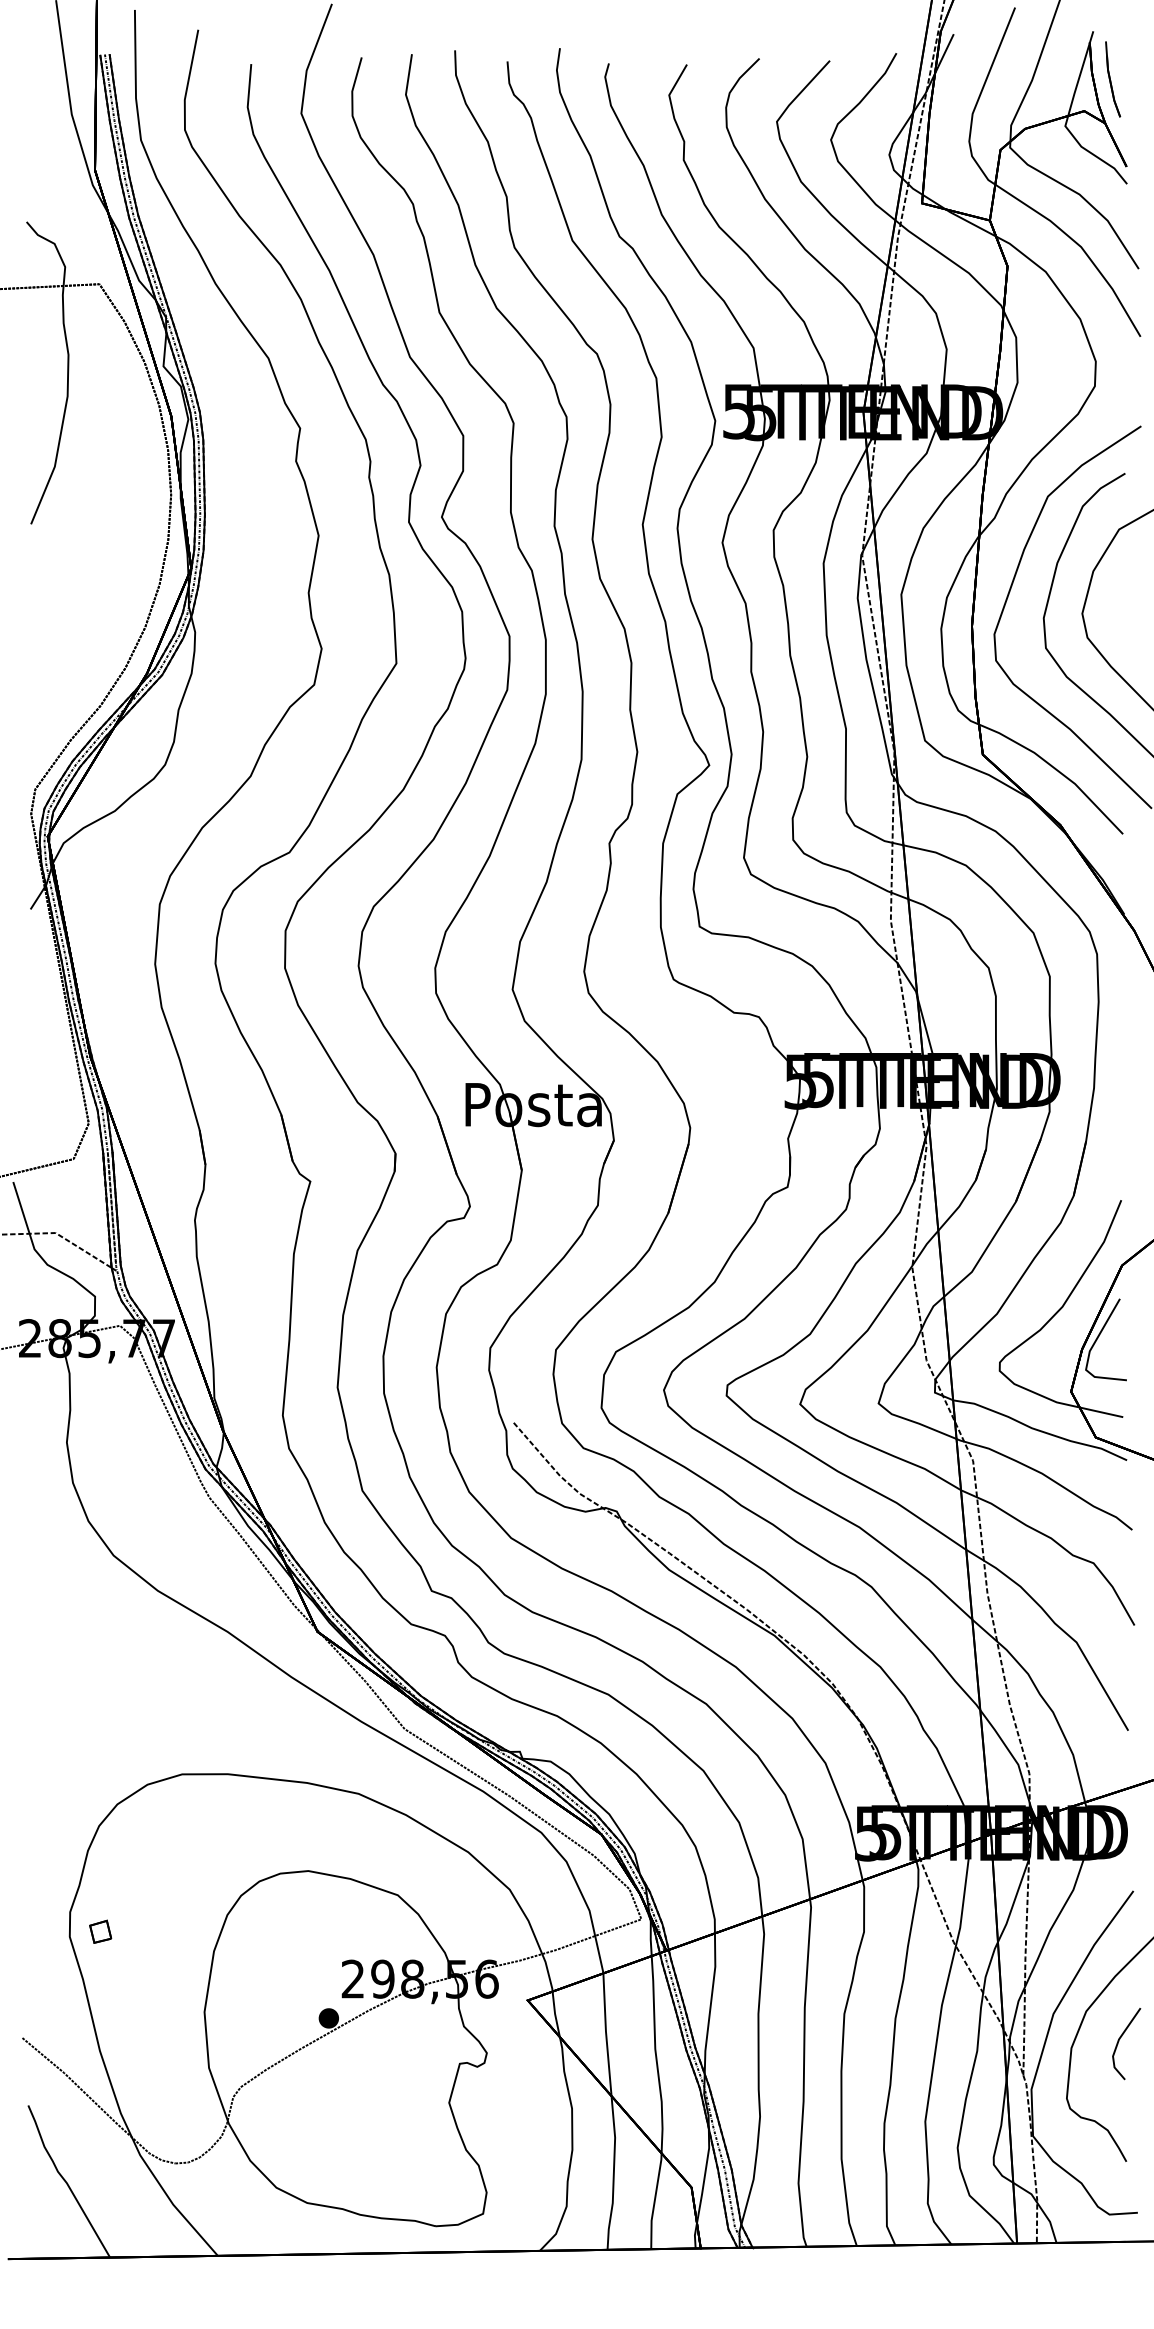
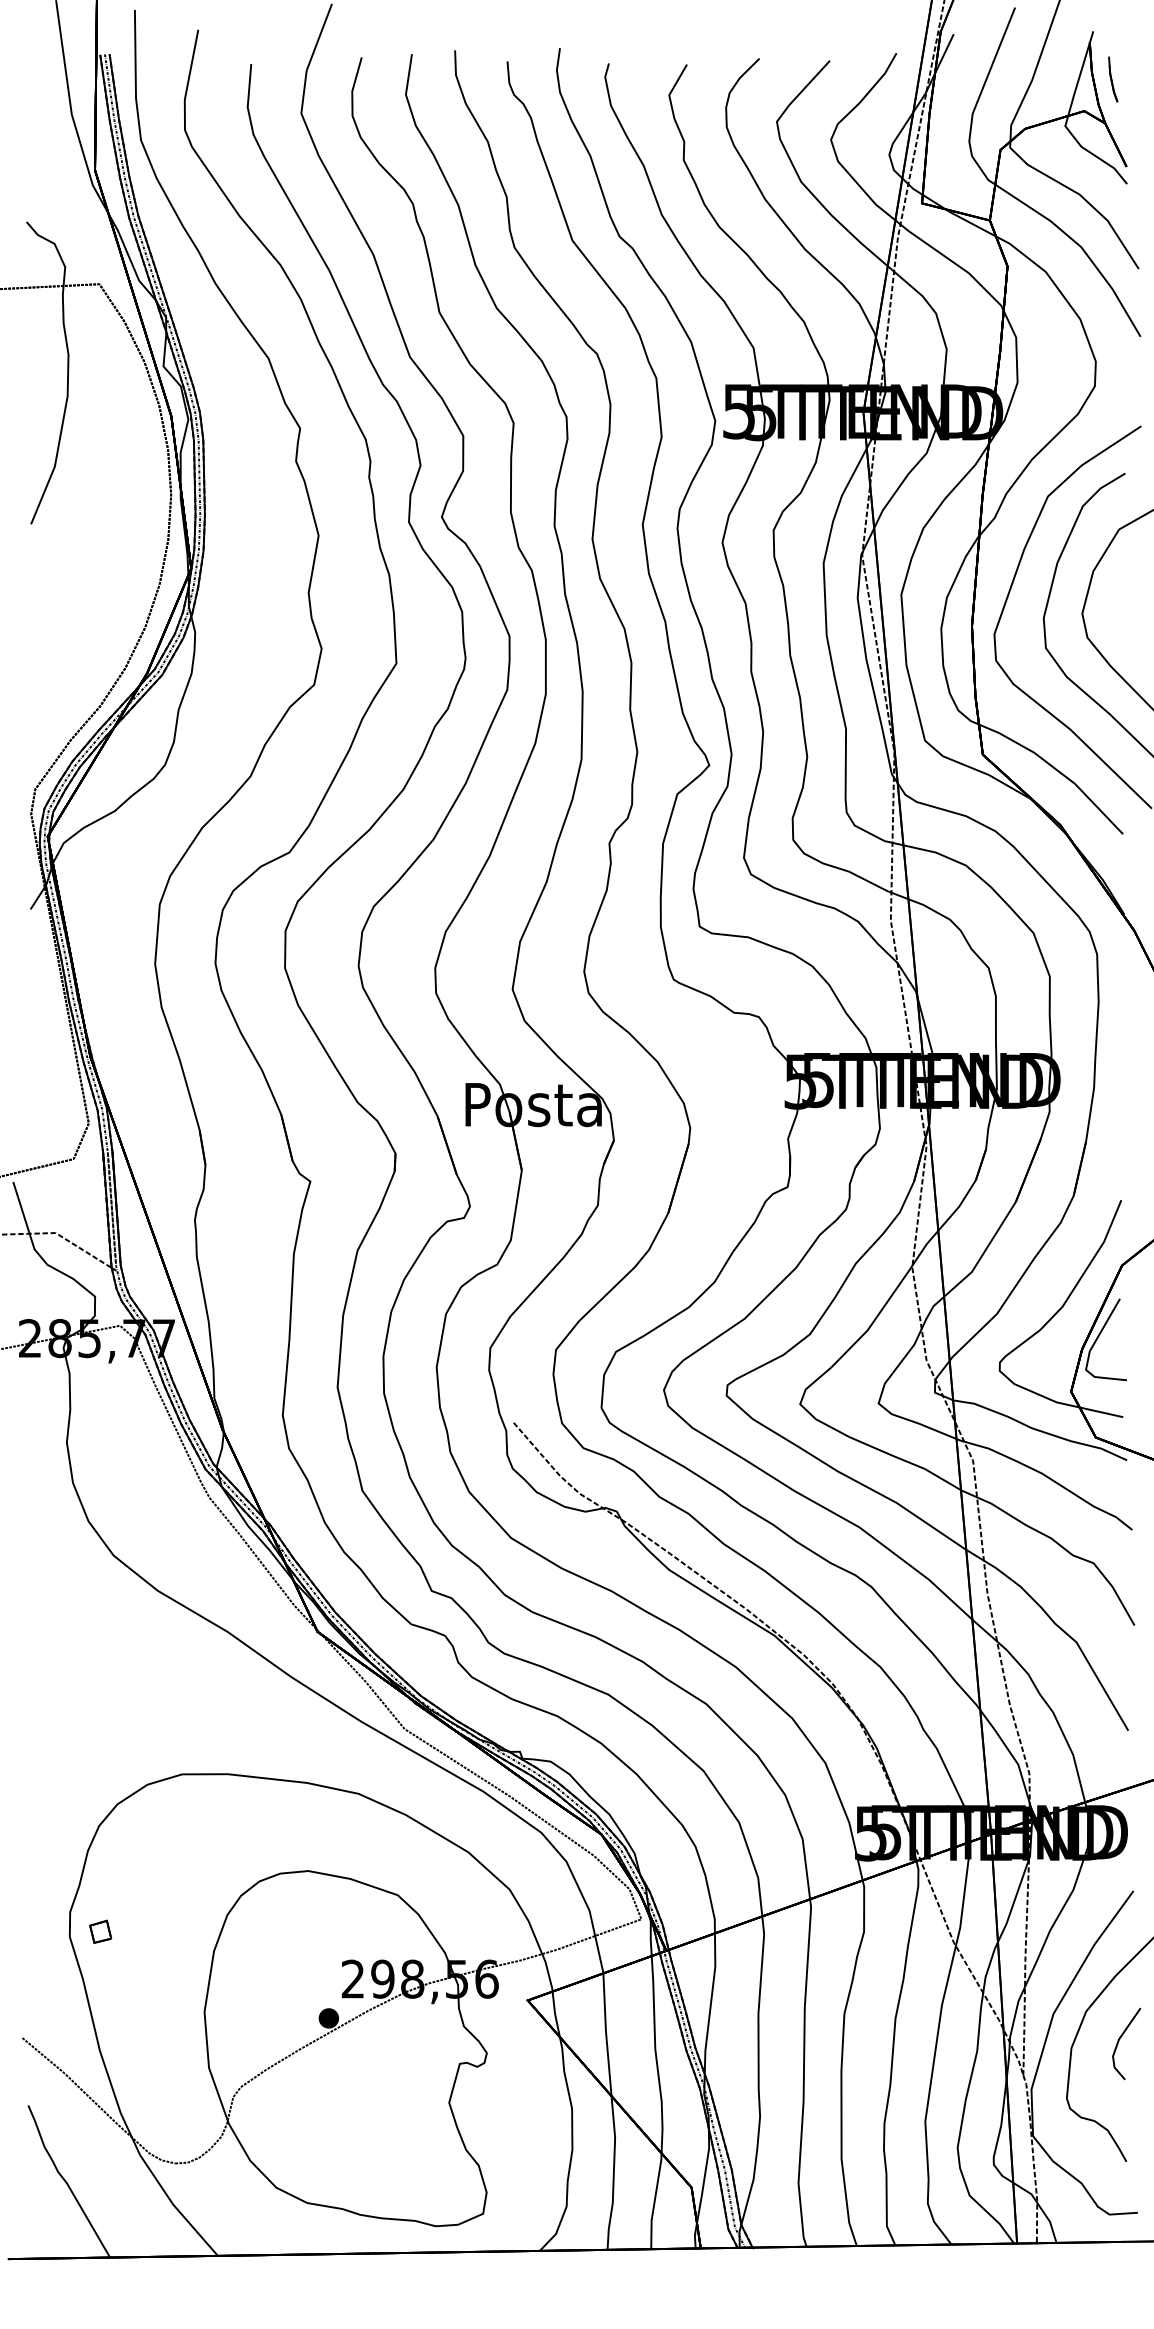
part size: 17x77 px -> 11x47 px (1113, 79)
